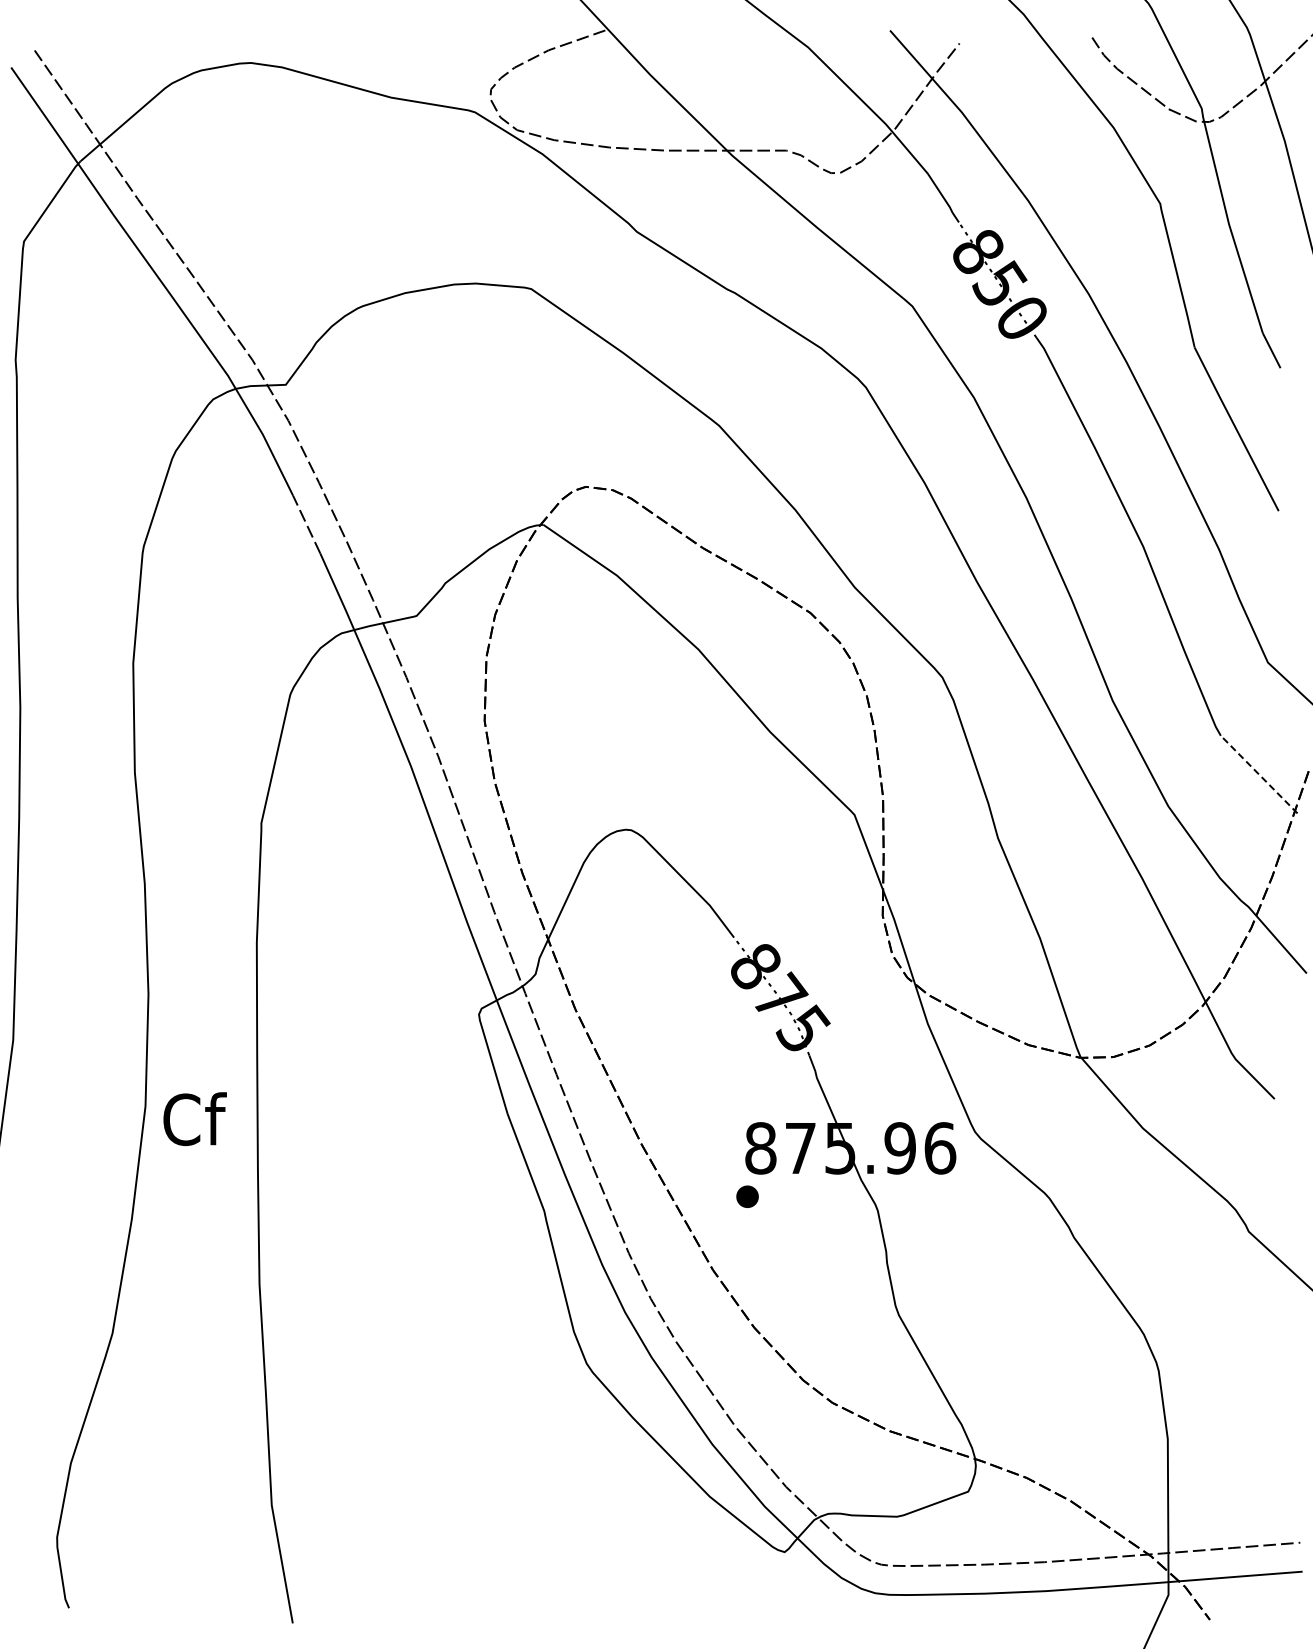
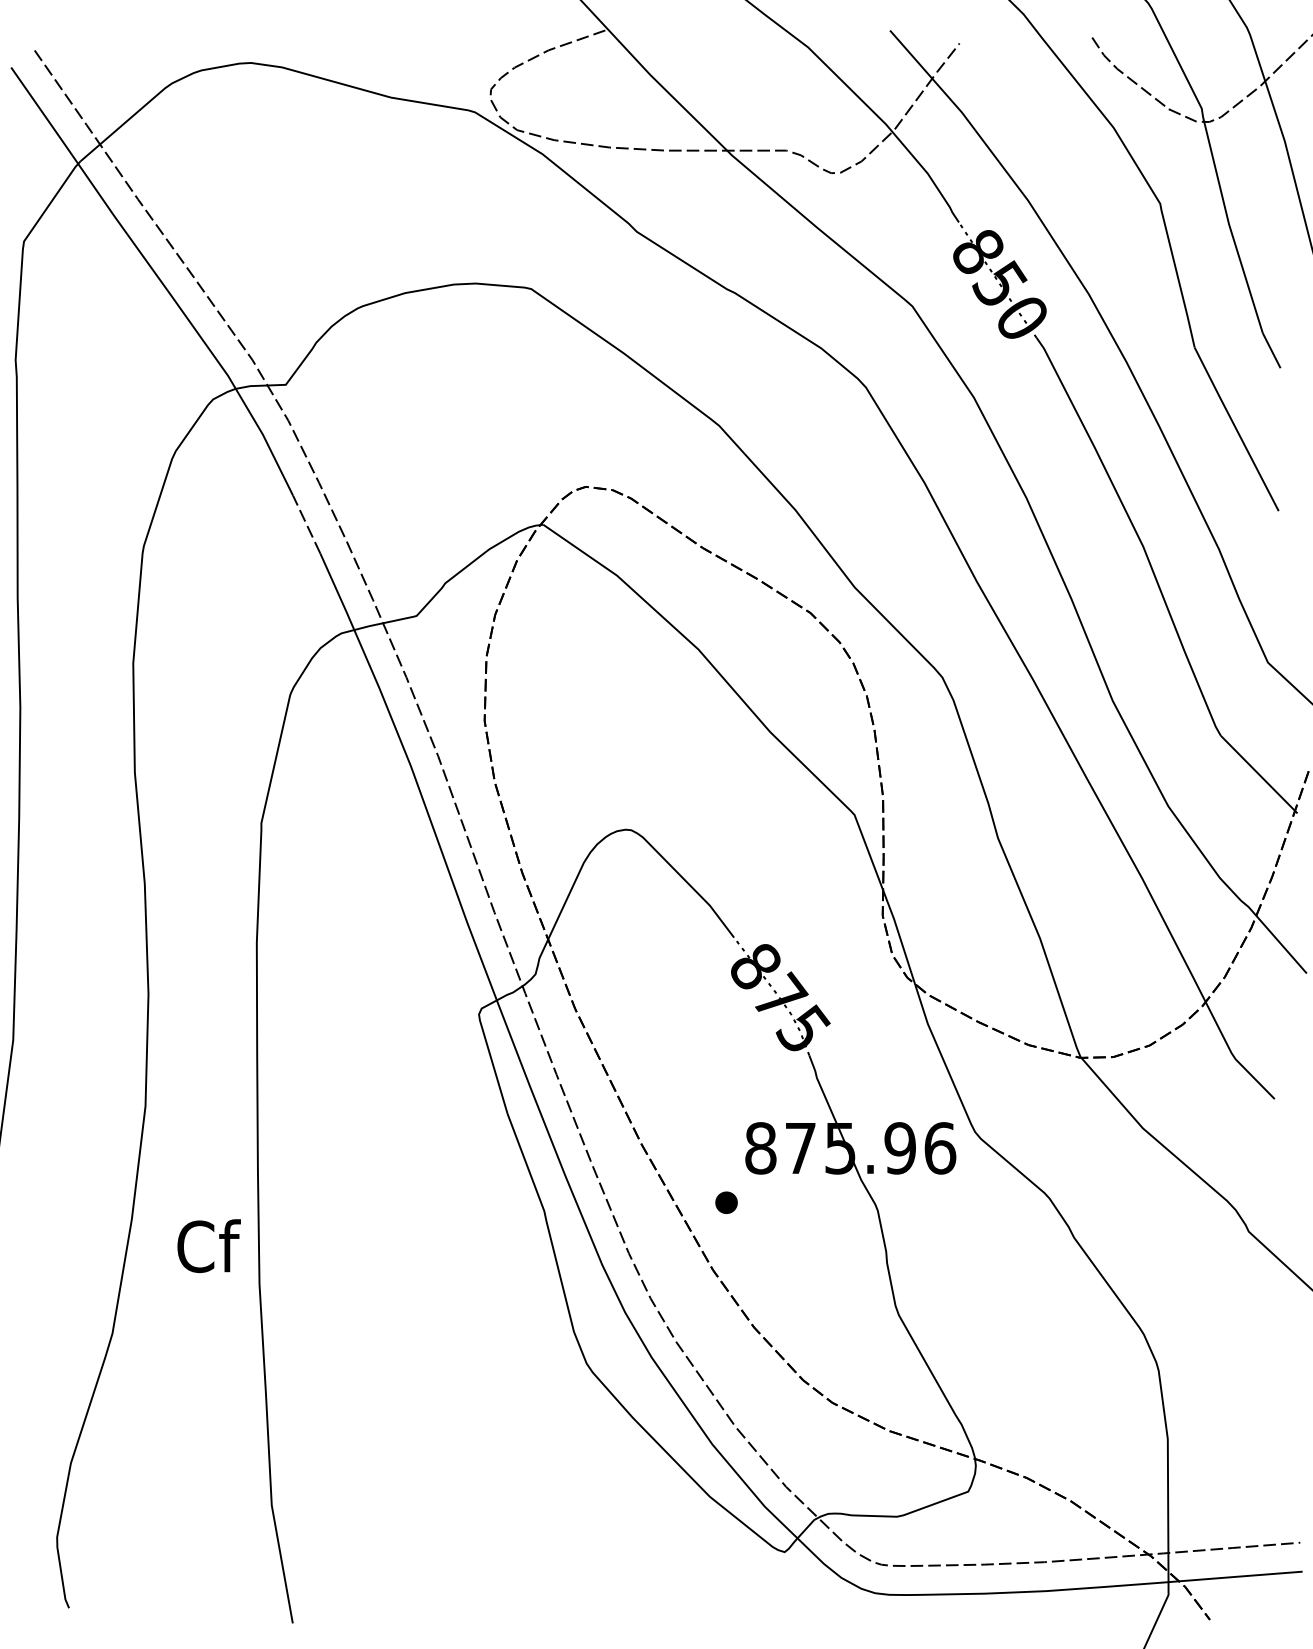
line: dashed -> solid (1259, 774)
text position: (194, 1119) -> (208, 1246) (208, 1246)
part position: (747, 1196) -> (726, 1202) (726, 1202)
